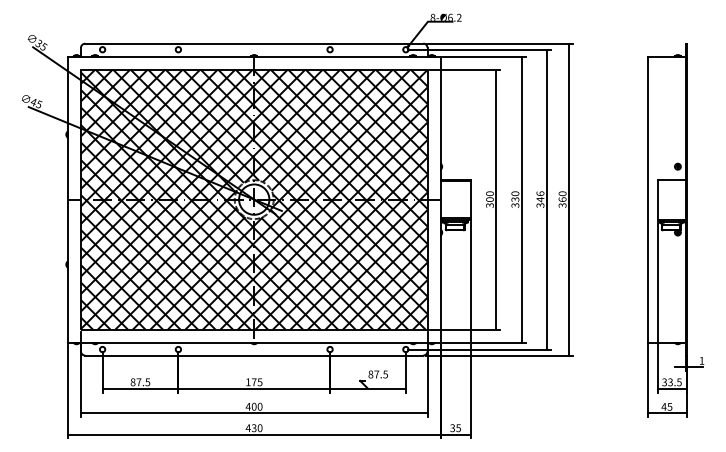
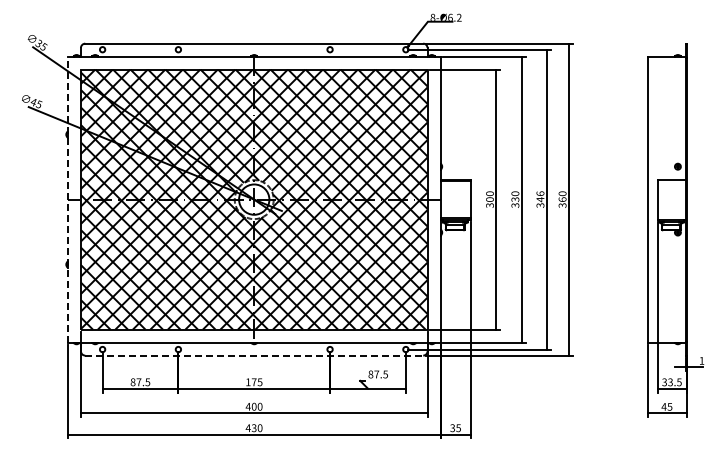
line: solid -> dashed (67, 199)
line: solid -> dashed (254, 355)
